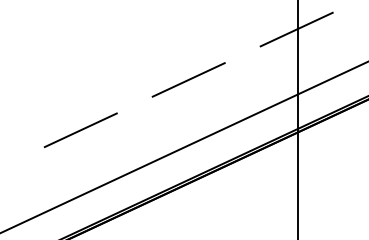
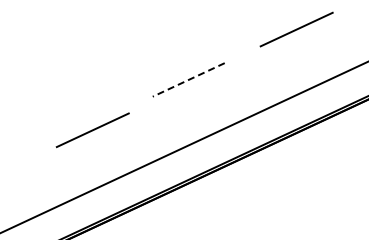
line: solid -> dashed (188, 79)
line: present -> none (297, 119)
line position: (80, 130) -> (92, 130) (92, 130)
